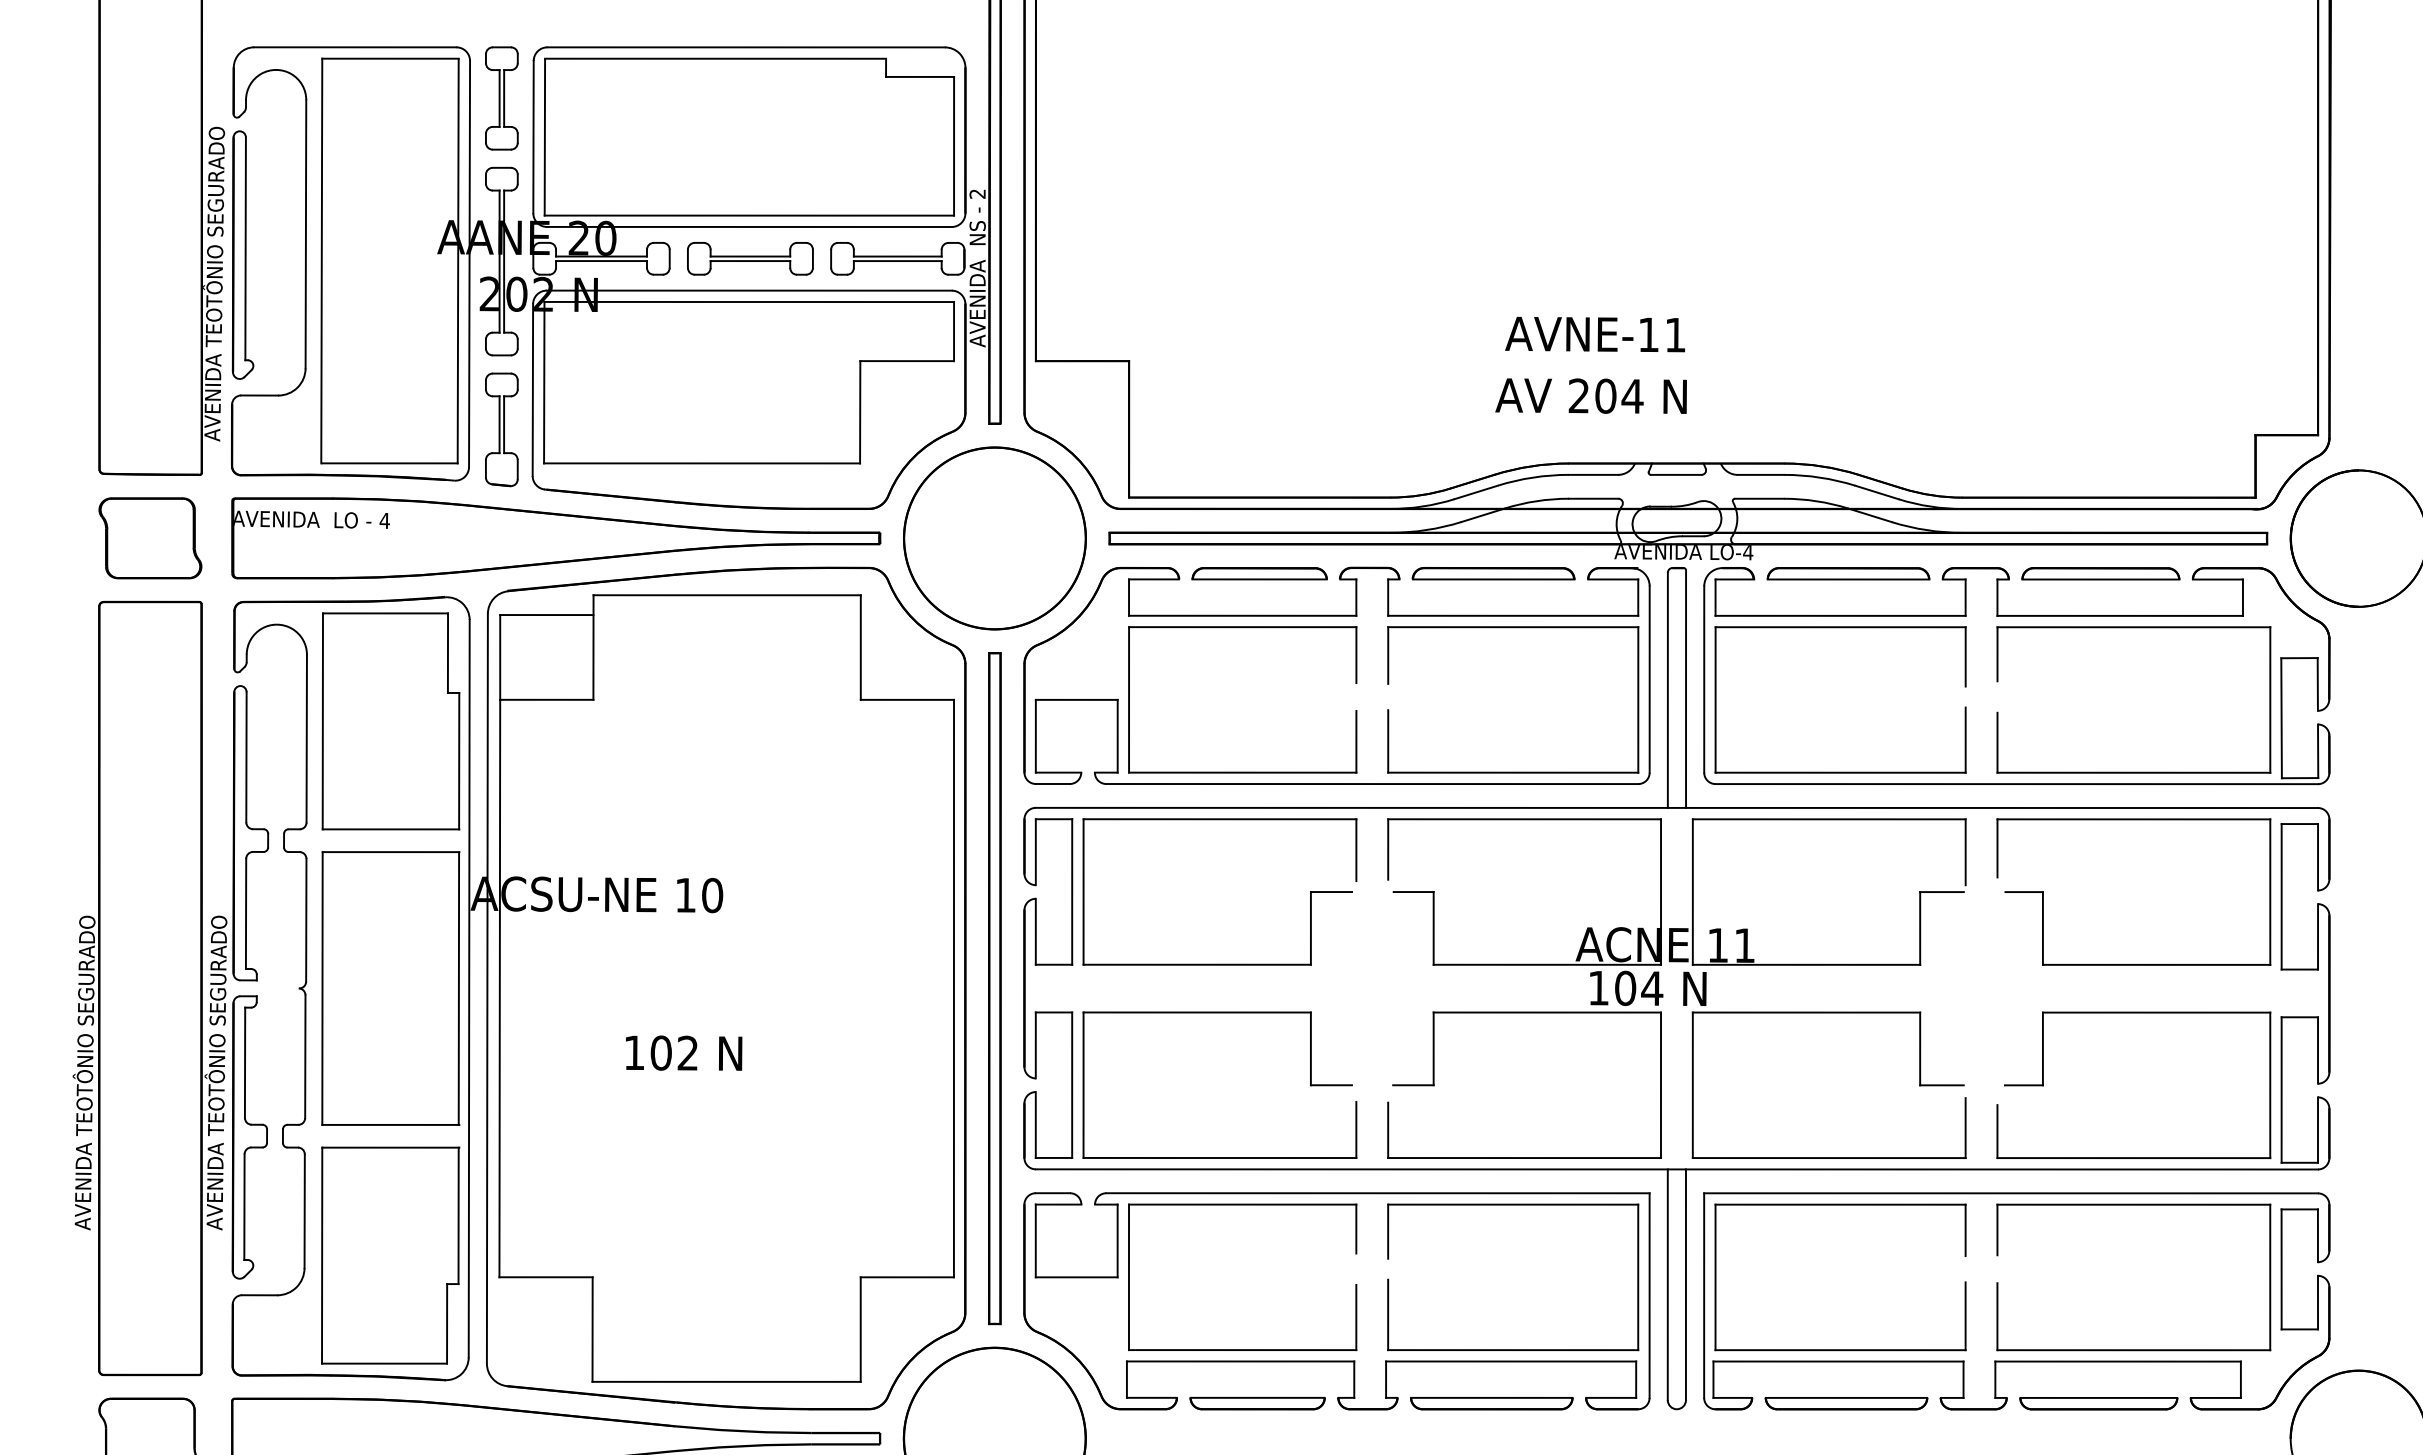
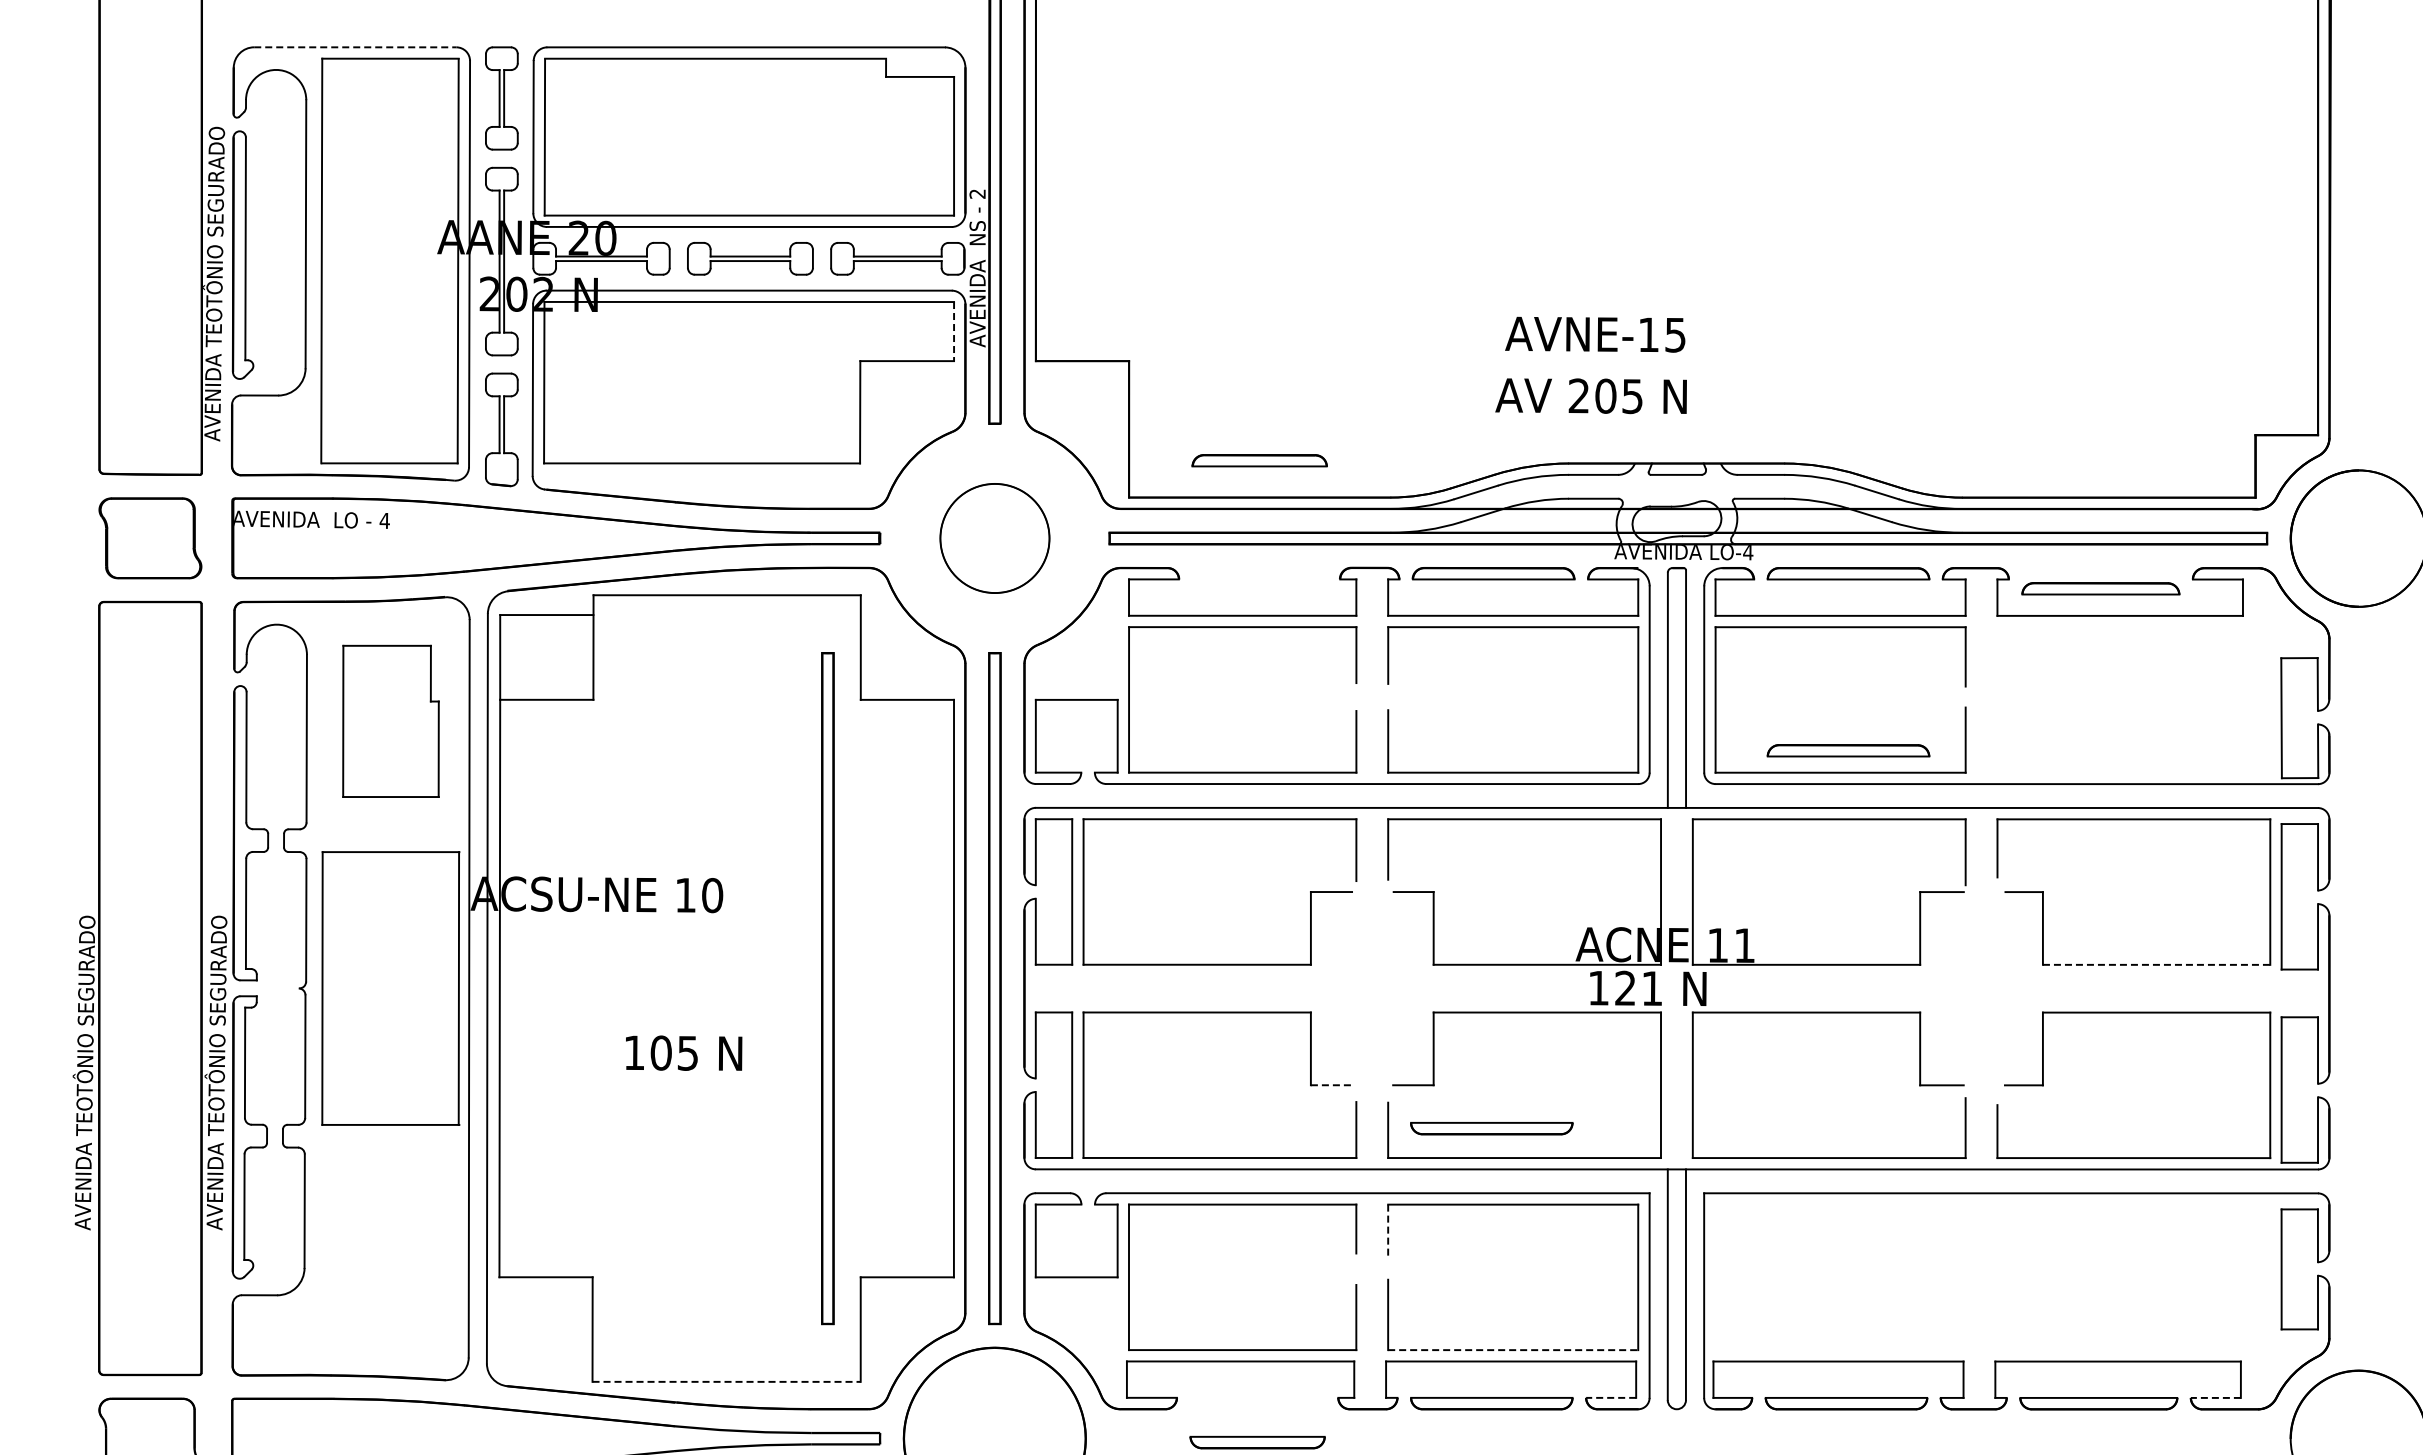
line: solid -> dashed (355, 47)
line: solid -> dashed (954, 331)
text: AVNE-11 -> AVNE-15 (1675, 335)
text: 204 -> 205 (1632, 396)
part size: 184x185 px -> 112x111 px (994, 538)
part position: (1259, 573) -> (1259, 460) (1259, 460)
part position: (2100, 573) -> (2100, 588) (2100, 588)
part: present -> none (2133, 628)
part size: 140x219 px -> 98x154 px (390, 720)
part: none -> present (1848, 750)
line: solid -> dashed (2156, 964)
part: none -> present (827, 988)
text: 104 -> 121 (1639, 988)
text: 102 -> 105 (687, 1052)
line: solid -> dashed (1331, 1085)
part: none -> present (1491, 1128)
part: present -> none (1840, 1205)
part: present -> none (2133, 1205)
line: solid -> dashed (1388, 1232)
part: present -> none (390, 1255)
line: solid -> dashed (1513, 1350)
line: solid -> dashed (727, 1381)
line: solid -> dashed (1610, 1397)
line: solid -> dashed (2215, 1397)
part position: (1257, 1403) -> (1257, 1442) (1257, 1442)
